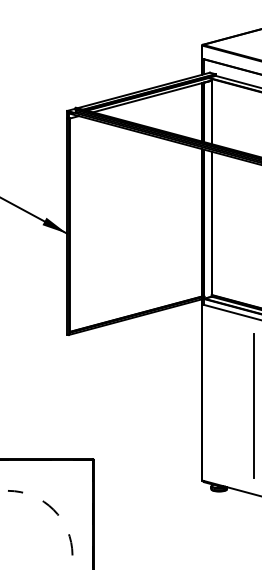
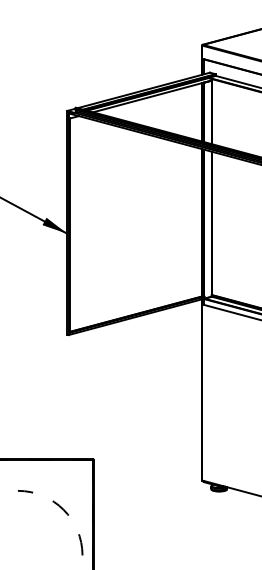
line: present -> none (254, 405)
arc position: (52, 510) -> (62, 510) (62, 510)
